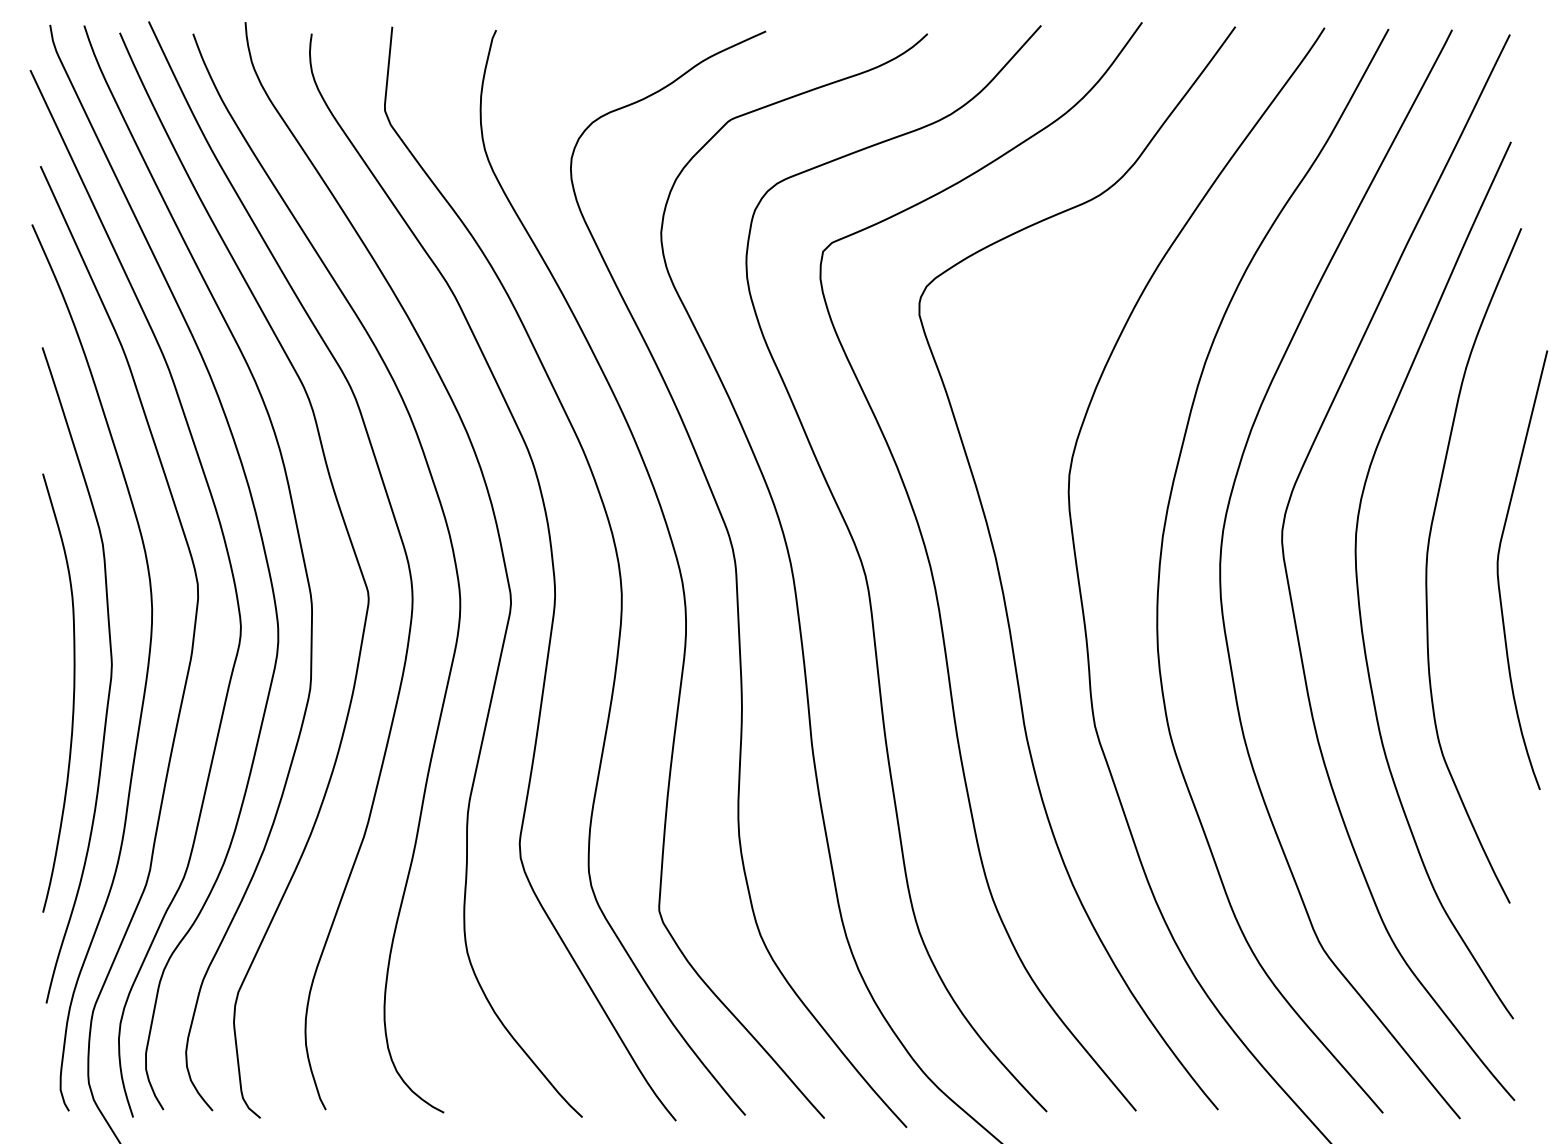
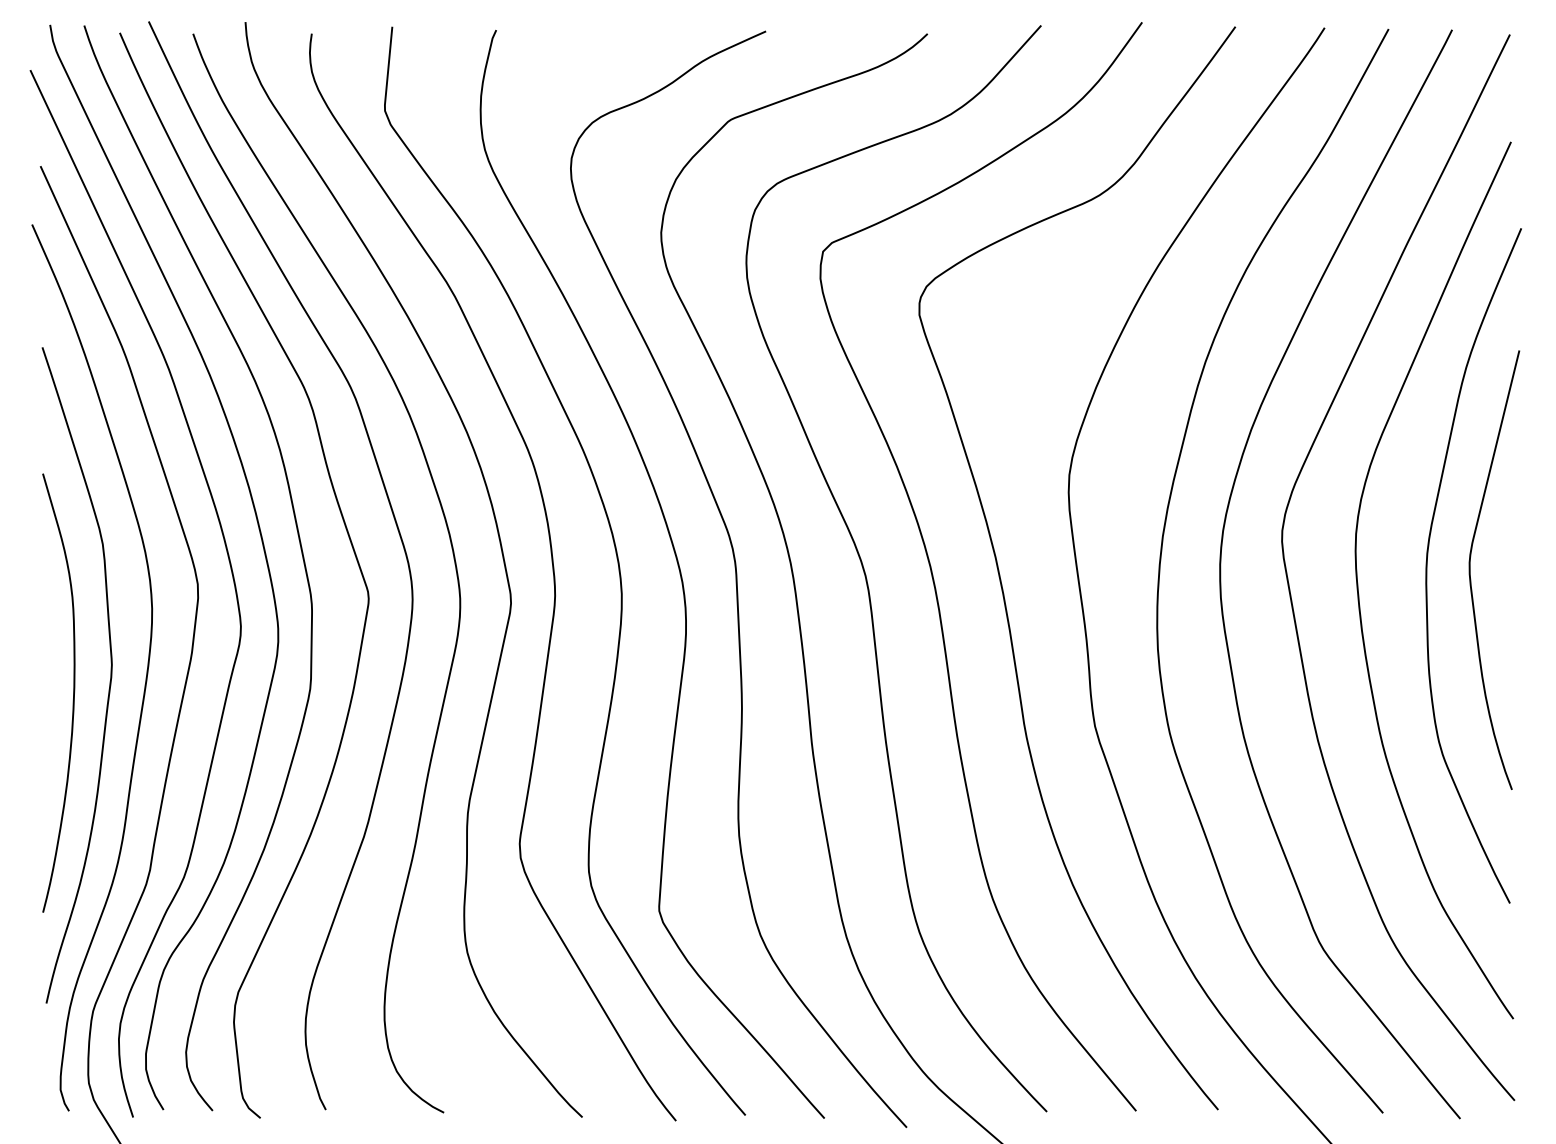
curve position: (1498, 569) -> (1470, 569) (1470, 569)
